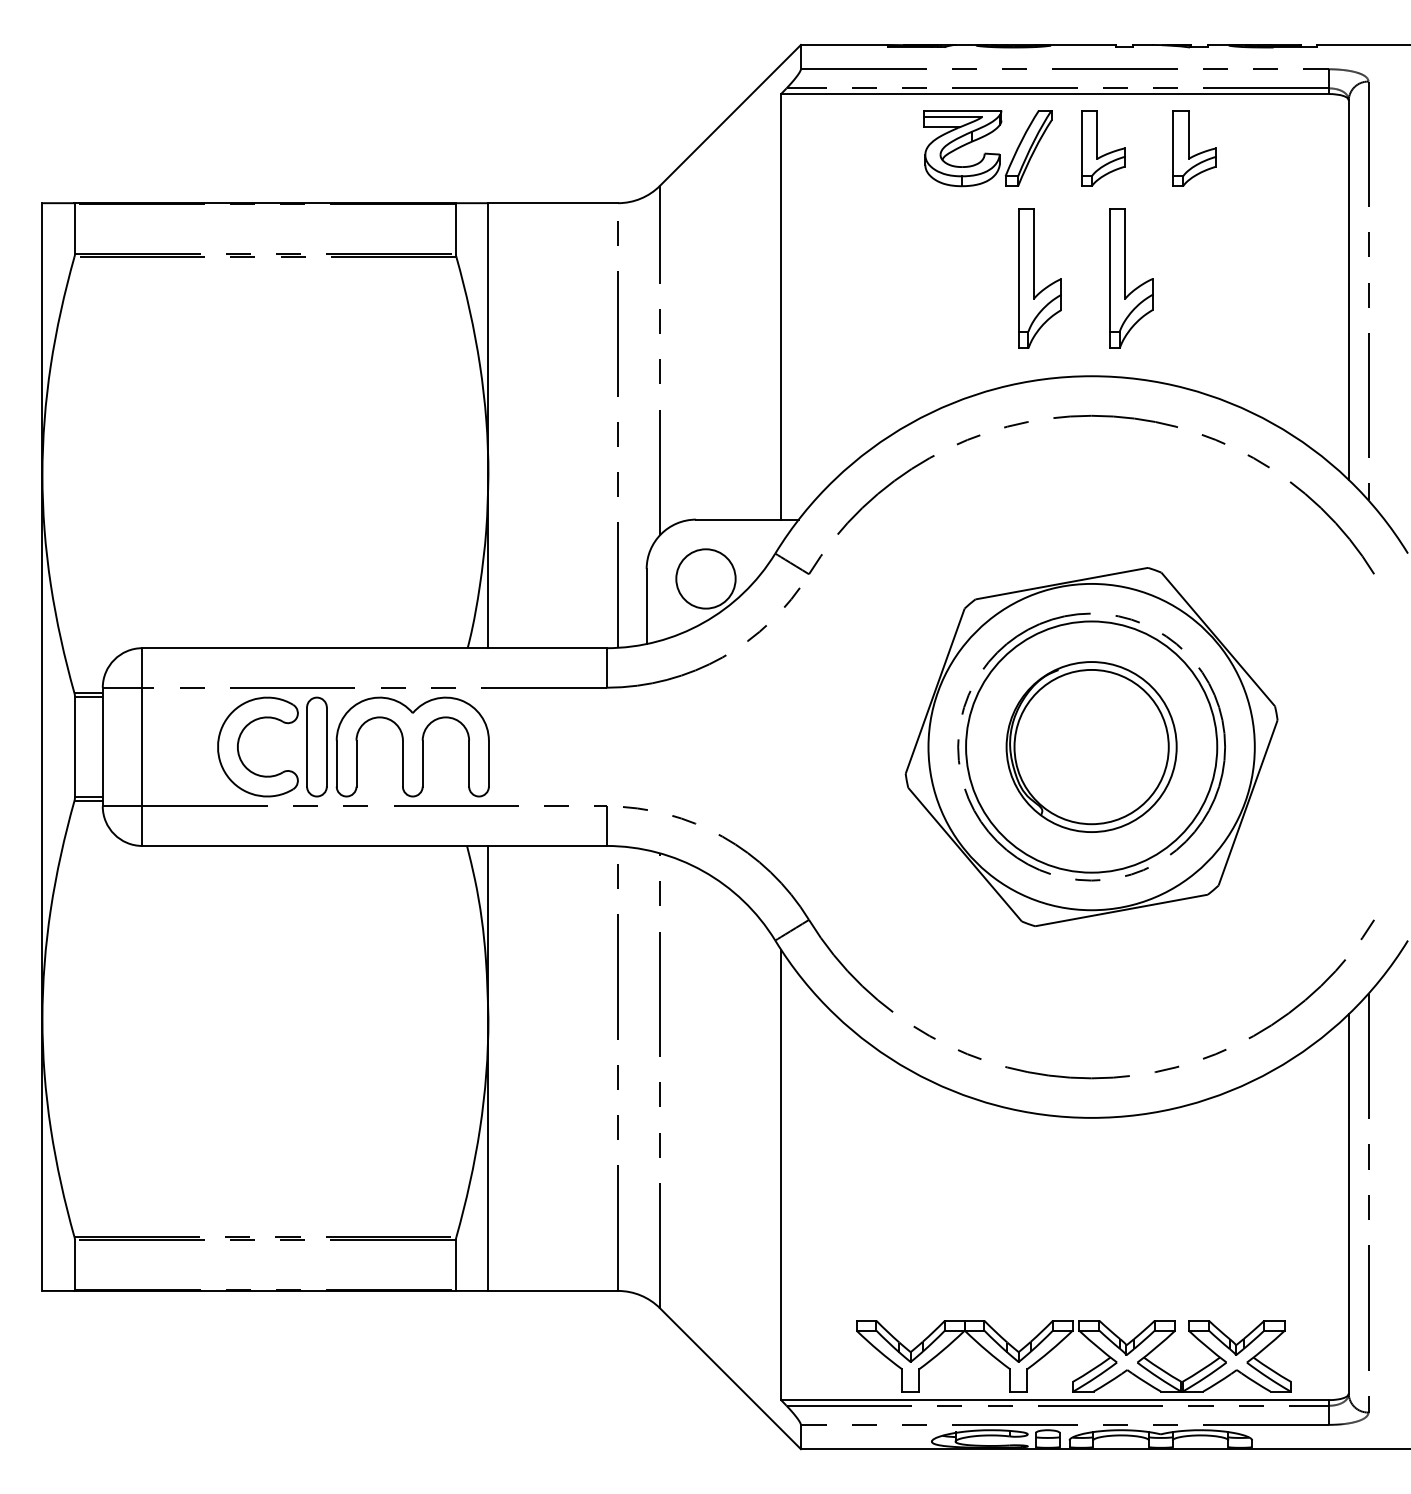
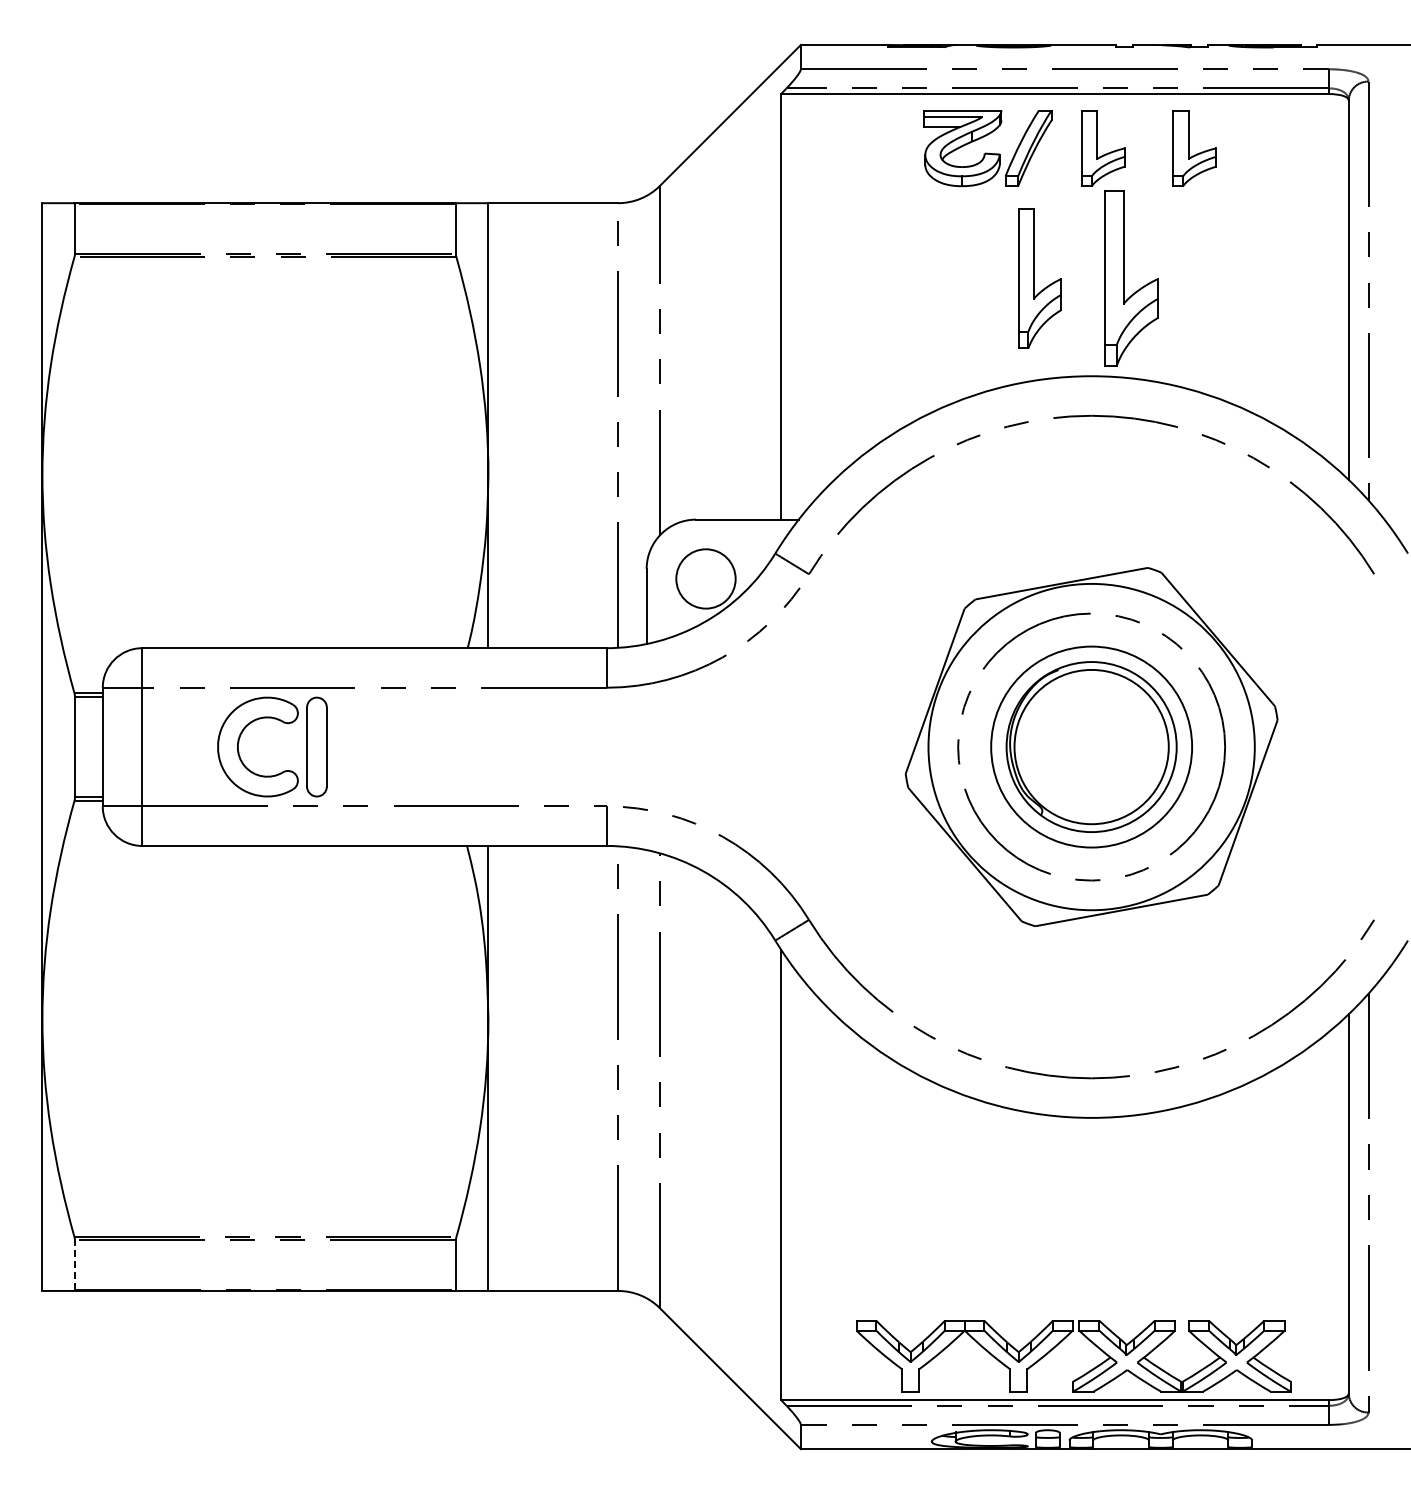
part size: 45x141 px -> 55x177 px (1131, 278)
part: present -> none (412, 746)
circle diameter: 251 px -> 201 px (1091, 746)
line: solid -> dashed (74, 1265)
